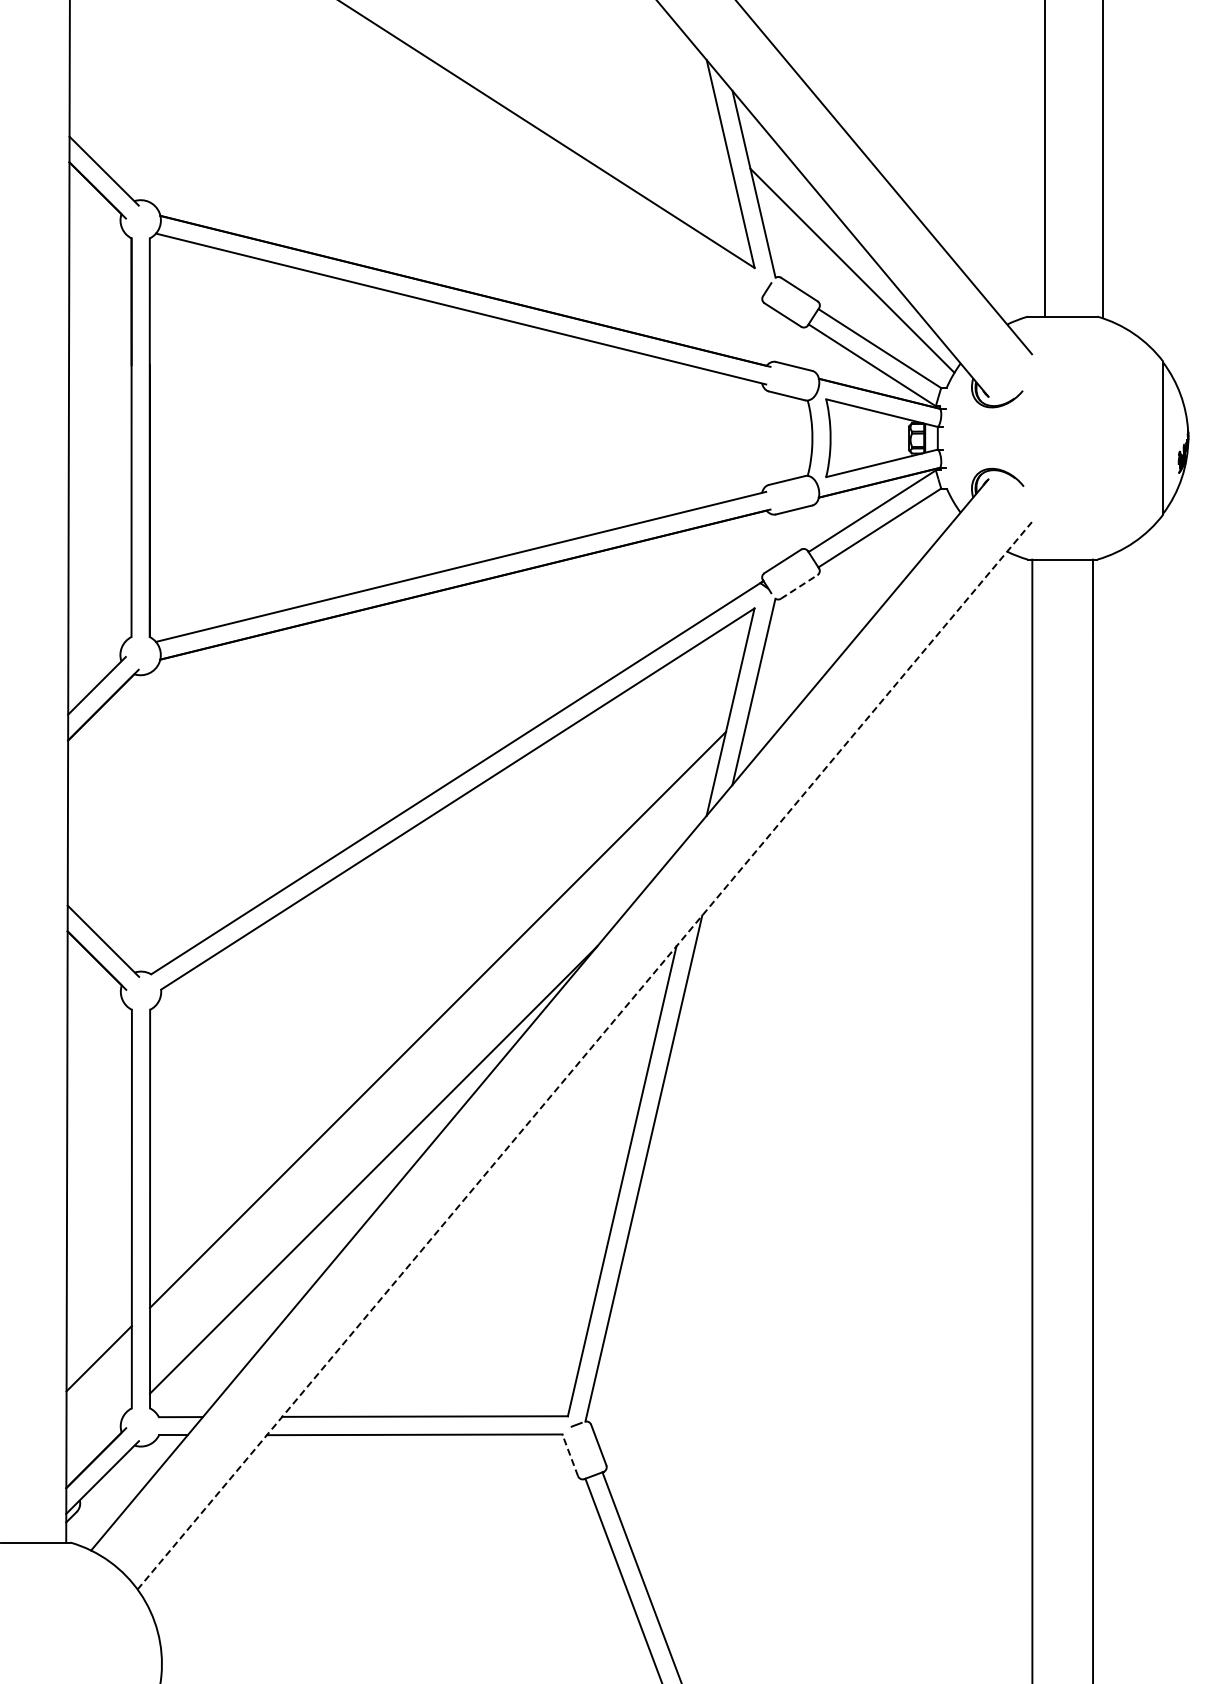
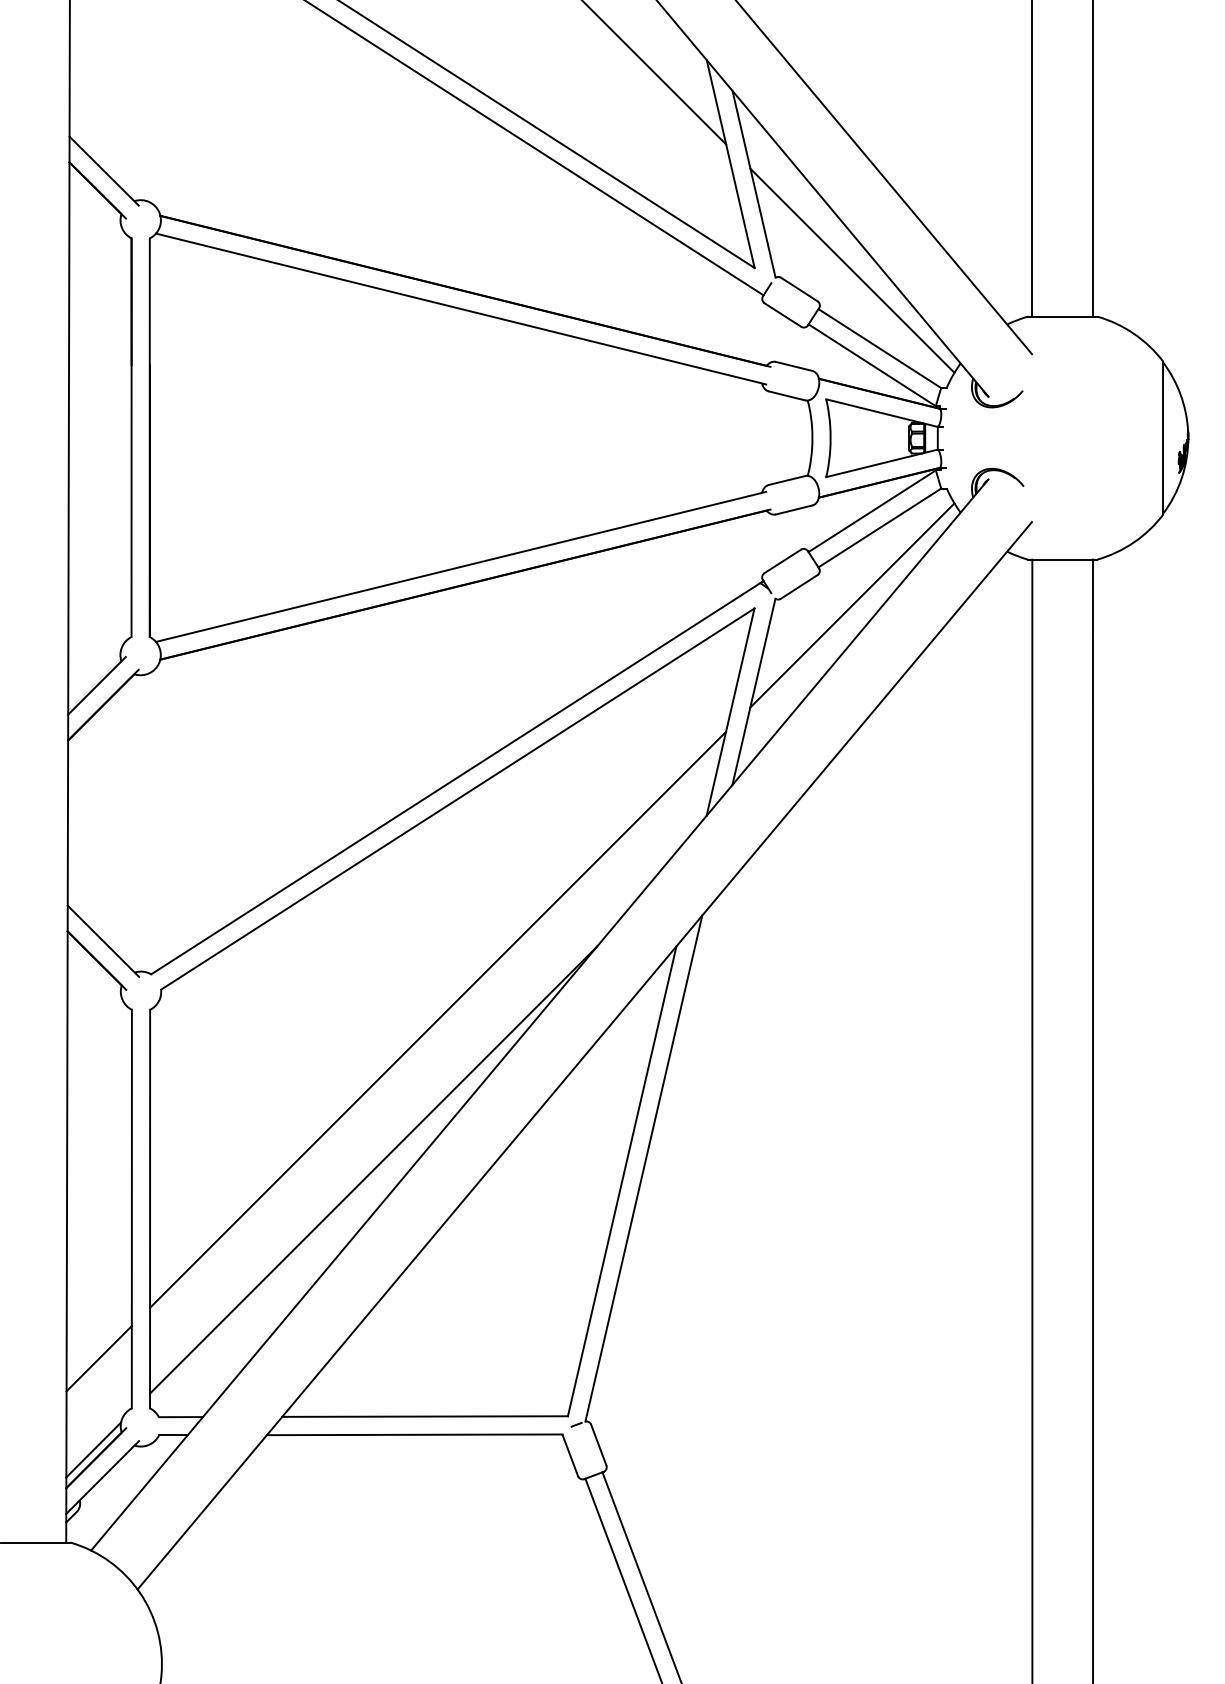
line: none -> present (654, 73)
line: none -> present (535, 148)
line position: (1045, 159) -> (1032, 159) (1032, 159)
line position: (1102, 159) -> (1092, 159) (1092, 159)
line: dashed -> solid (799, 586)
line: none -> present (852, 605)
line: dashed -> solid (585, 1055)
line: none -> present (93, 1449)
line: dashed -> solid (570, 1455)
